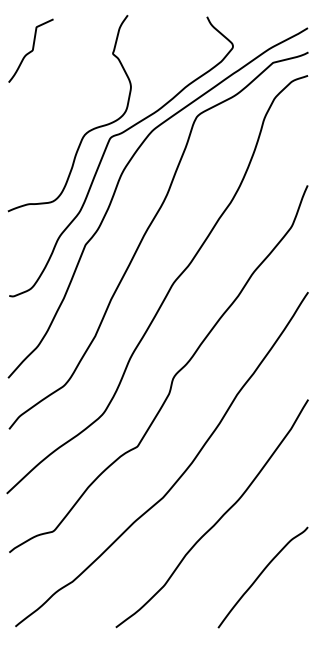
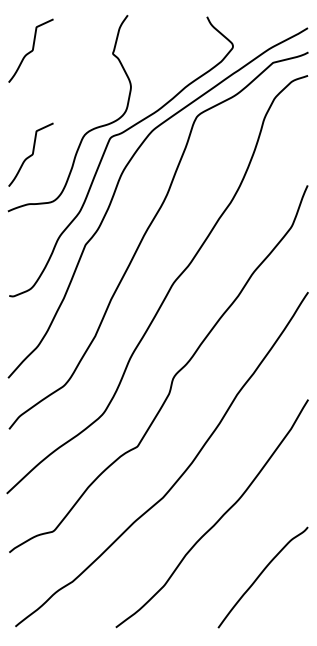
curve: none -> present (30, 154)
